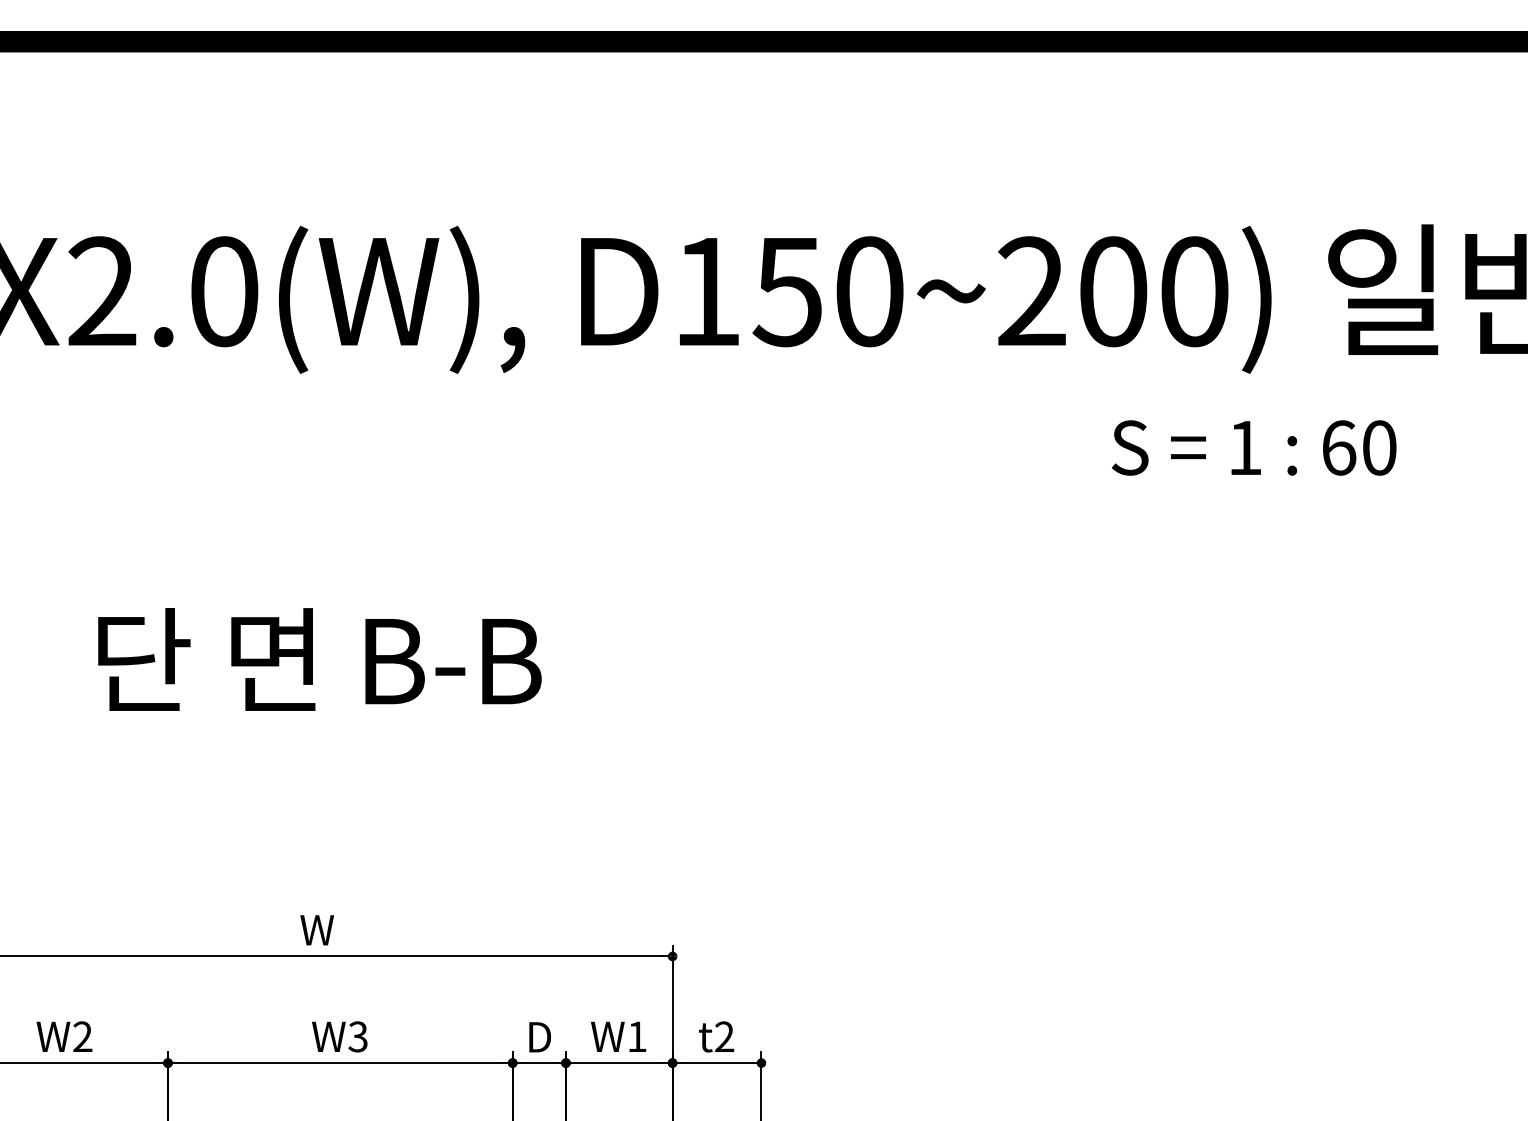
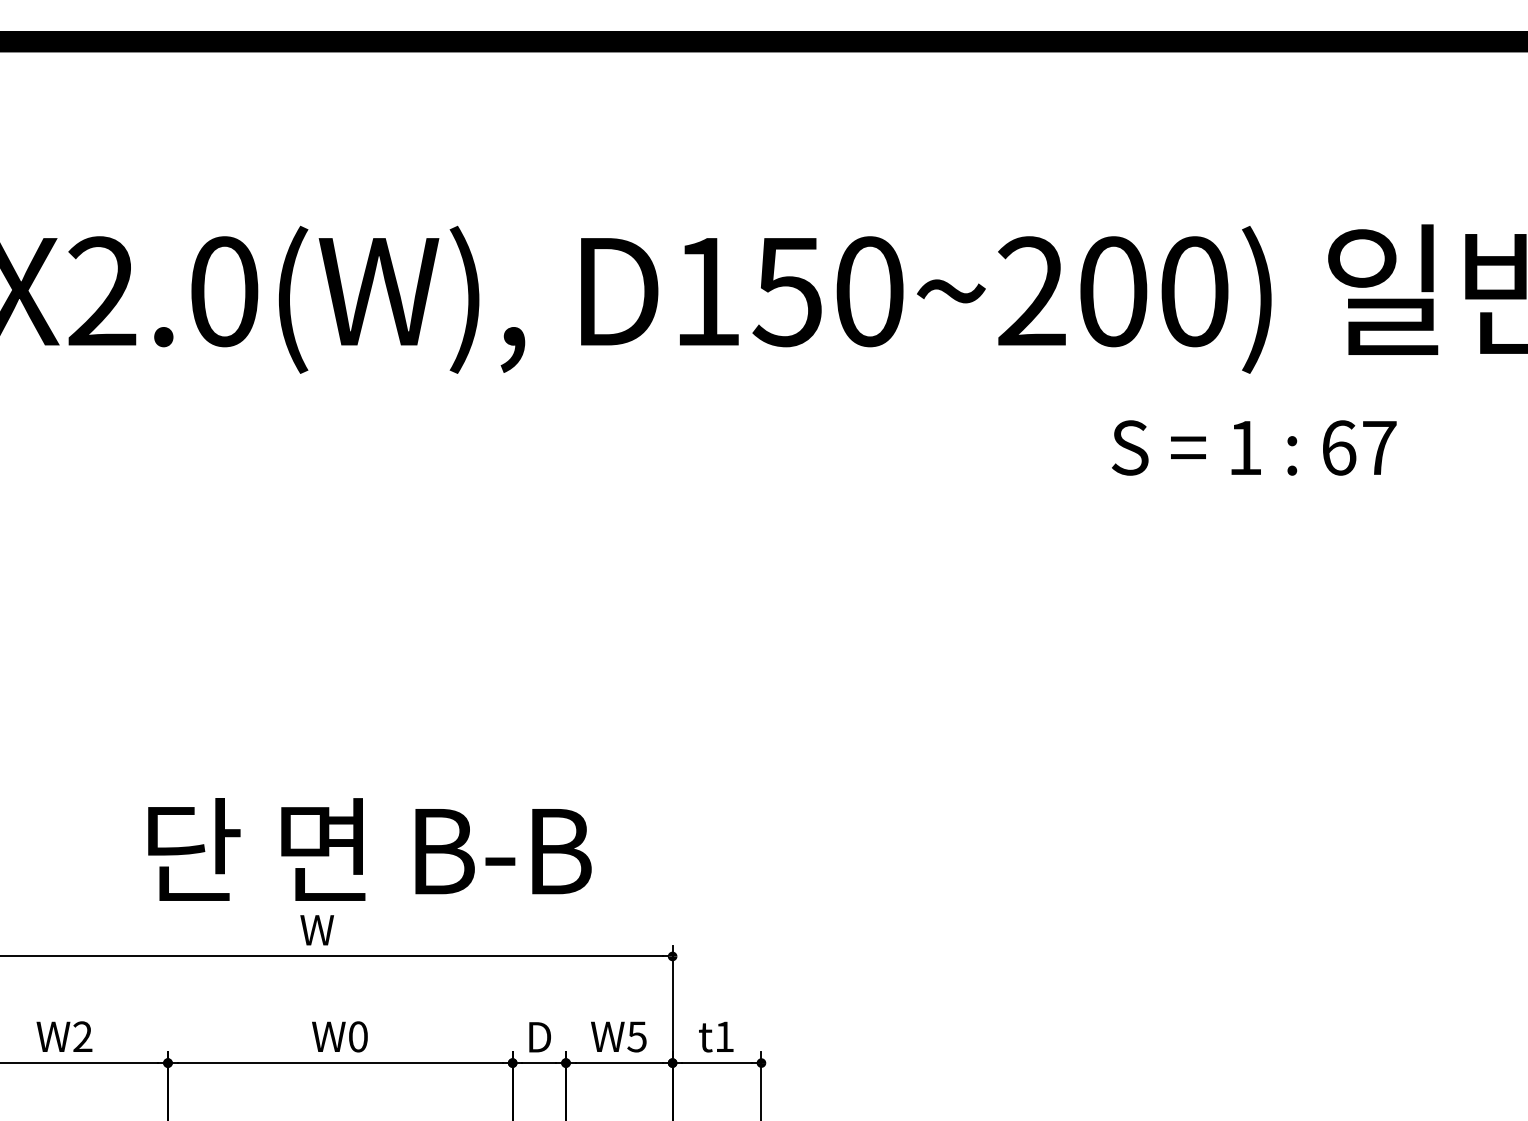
text: 60 -> 67 (1379, 447)
text position: (319, 659) -> (369, 849) (369, 849)
text: W3 -> W0 (357, 1036)
text: W1 -> W5 (636, 1036)
text: t2 -> t1 (724, 1036)
